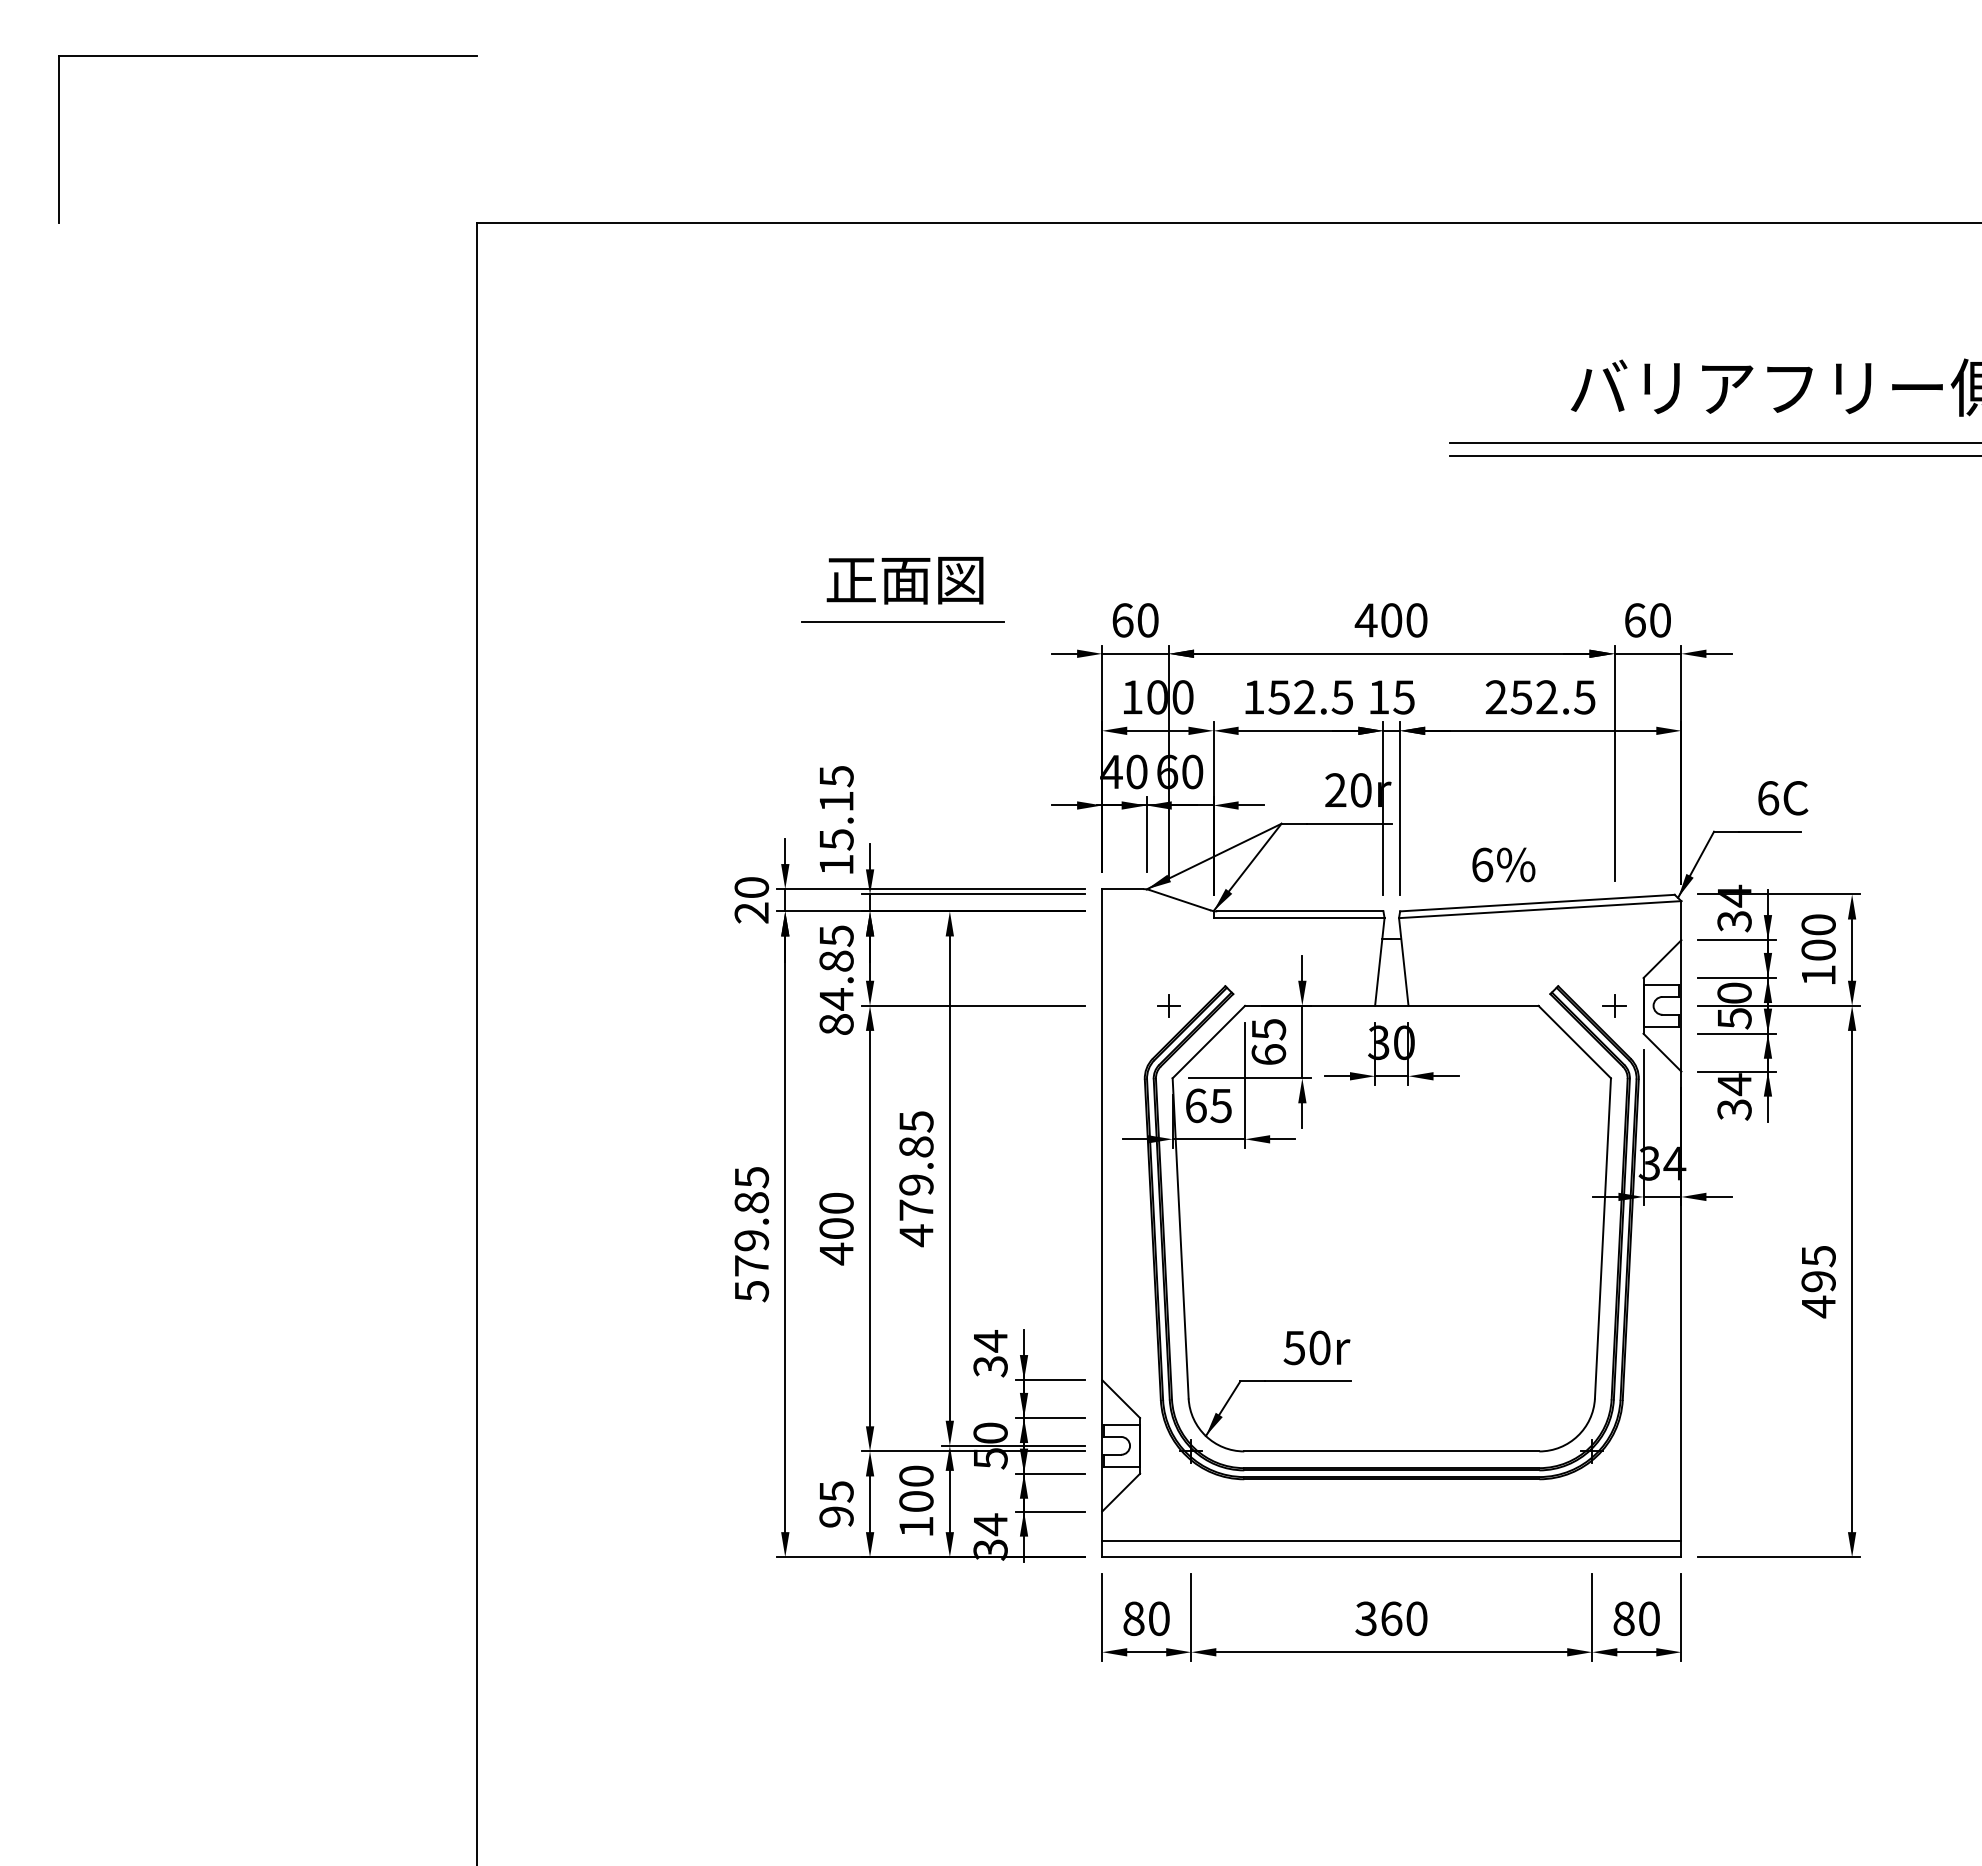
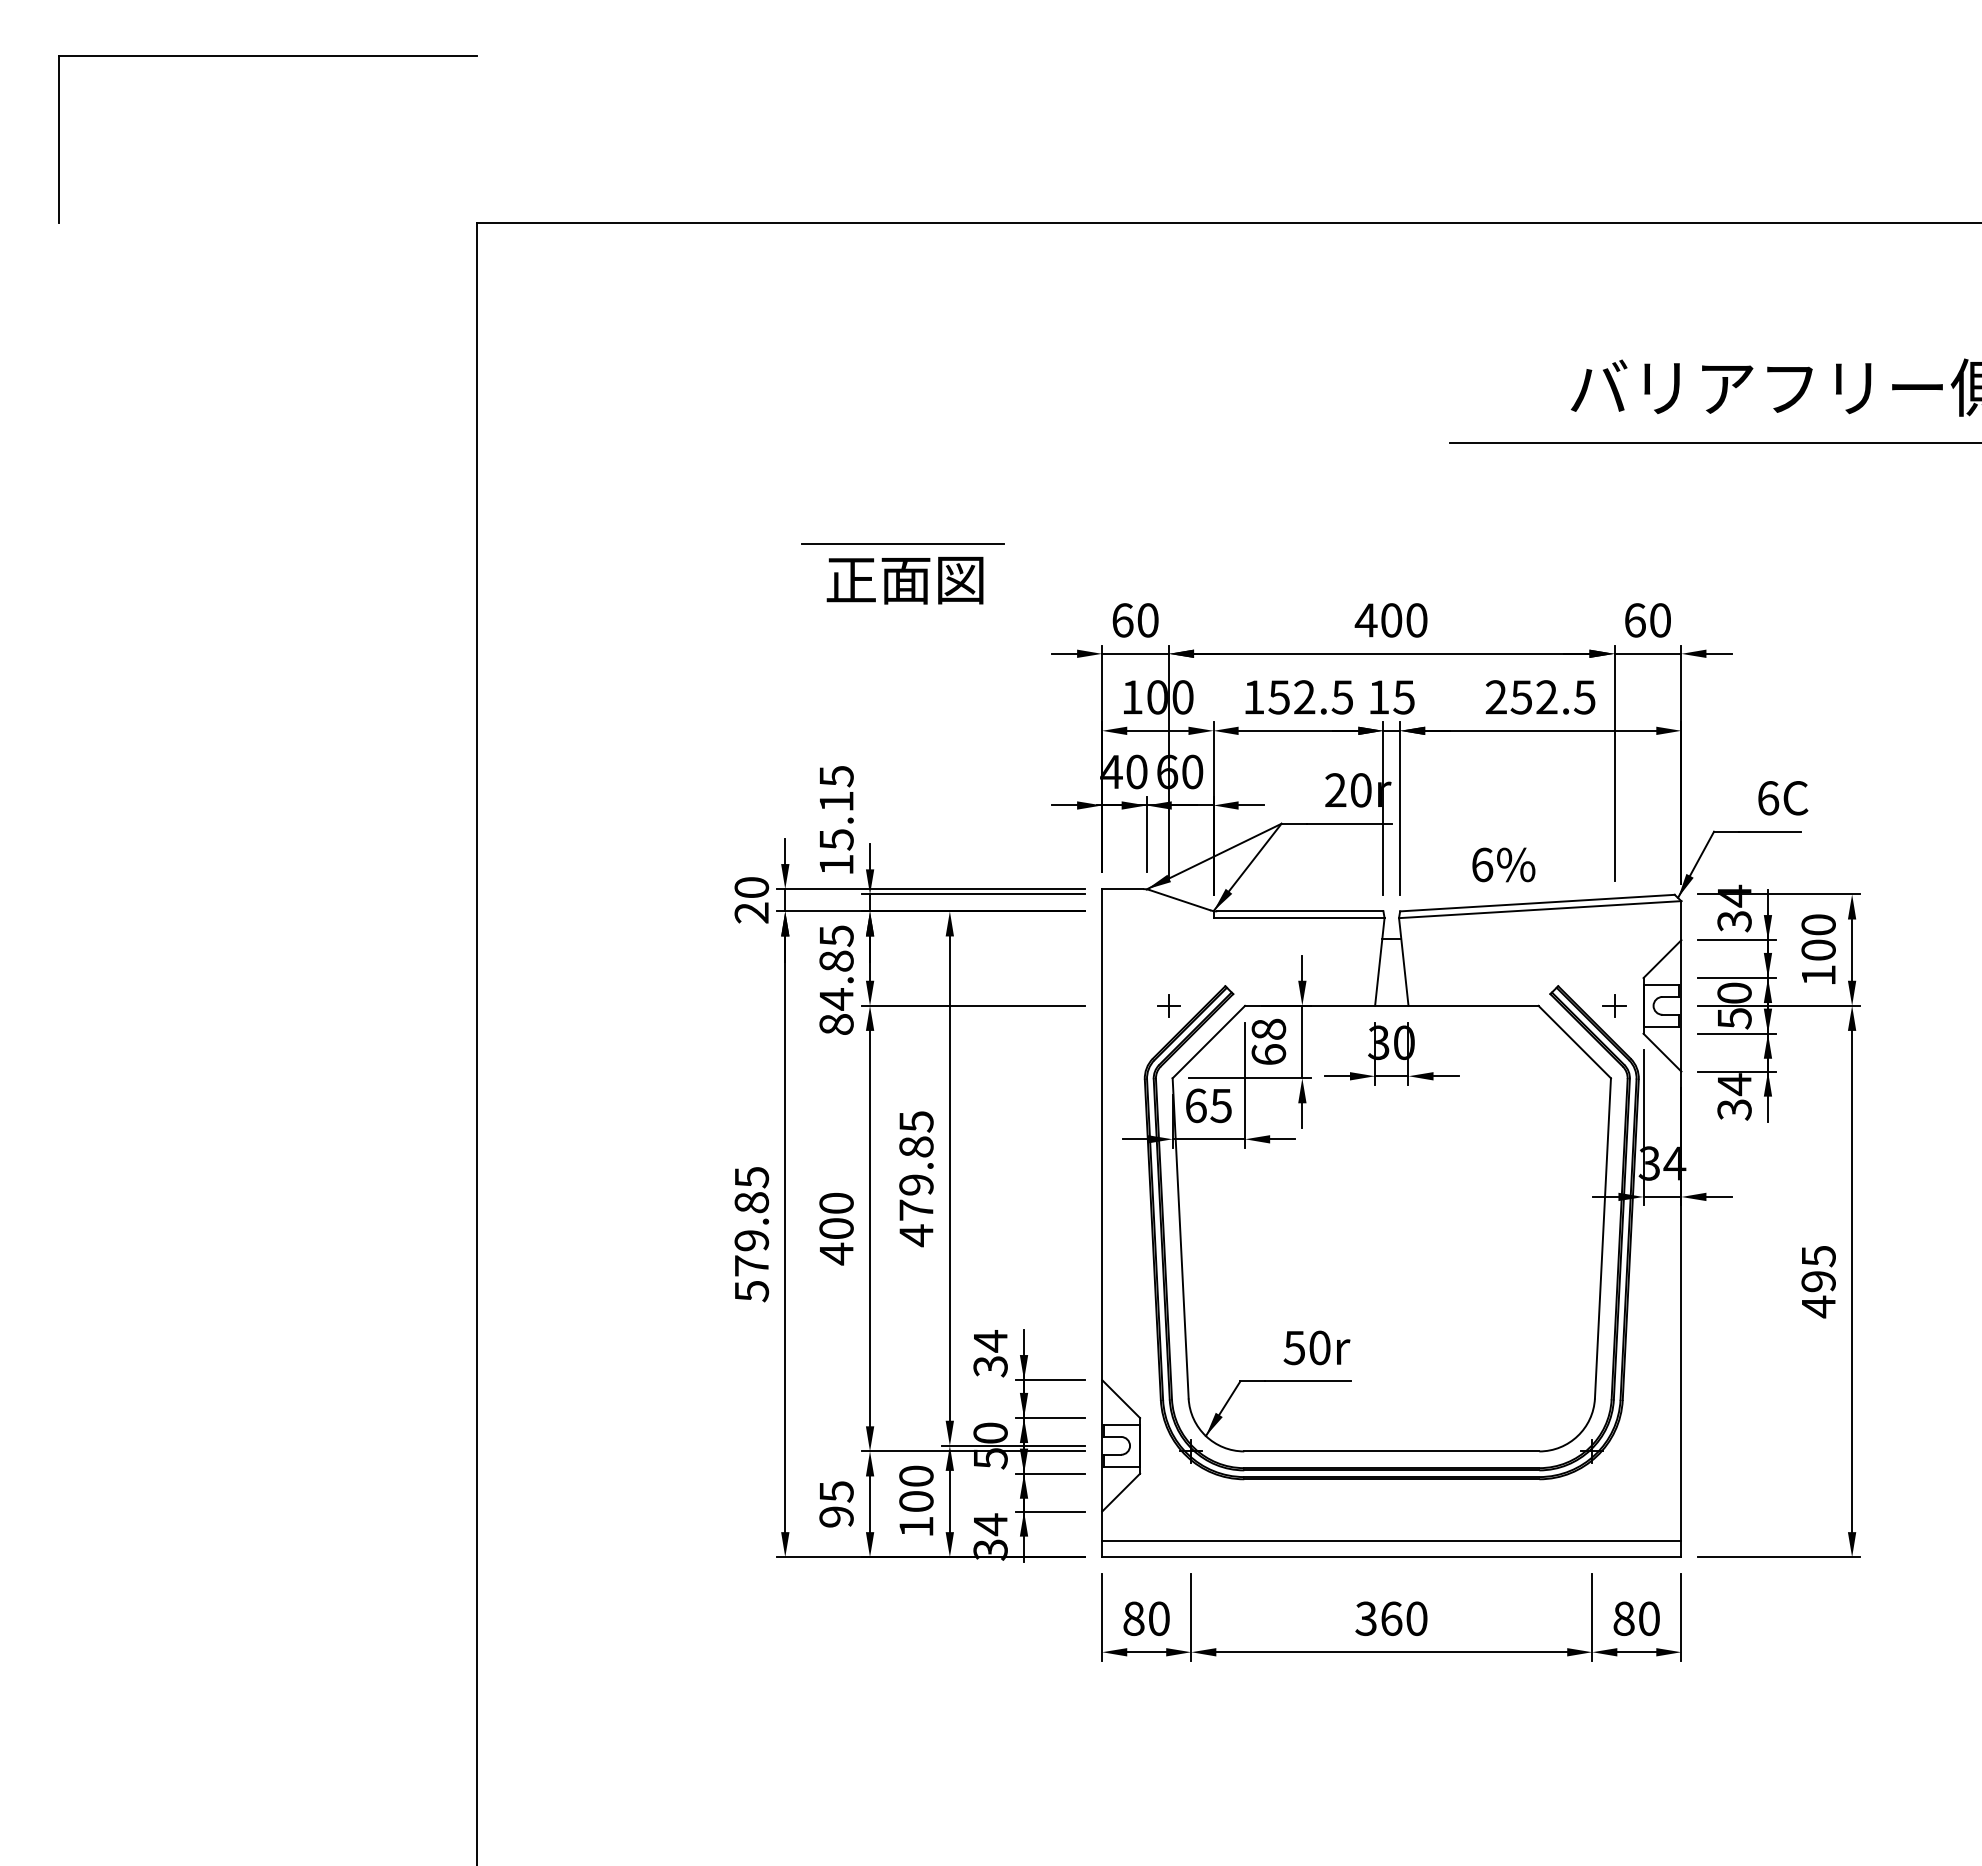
line: present -> none (1713, 456)
line position: (902, 621) -> (902, 543) (902, 543)
text: 65 -> 68 (1268, 1029)
